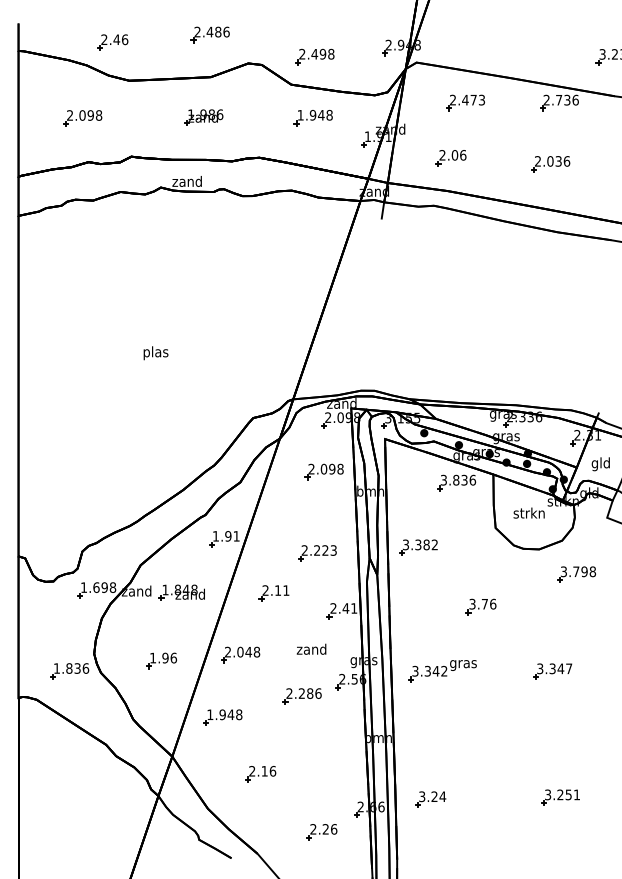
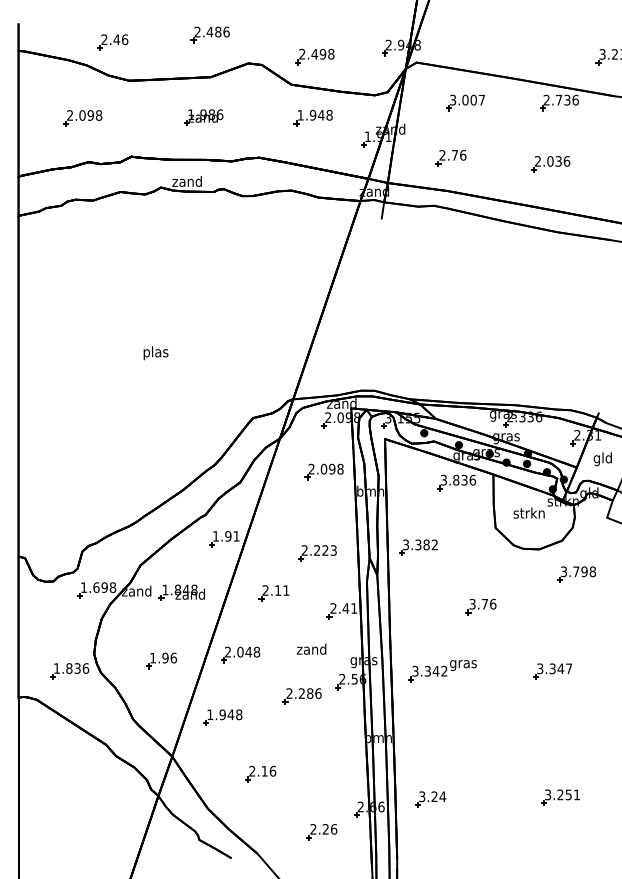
text: 2.473 -> 3.007 (467, 99)
text: 2.06 -> 2.76 (454, 155)
text position: (600, 464) -> (602, 459) (602, 459)
